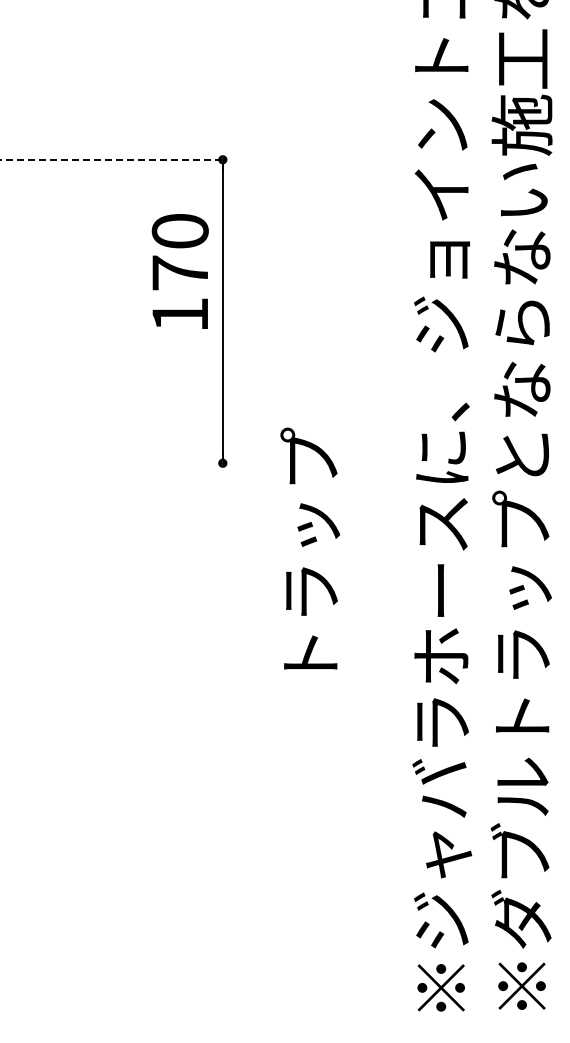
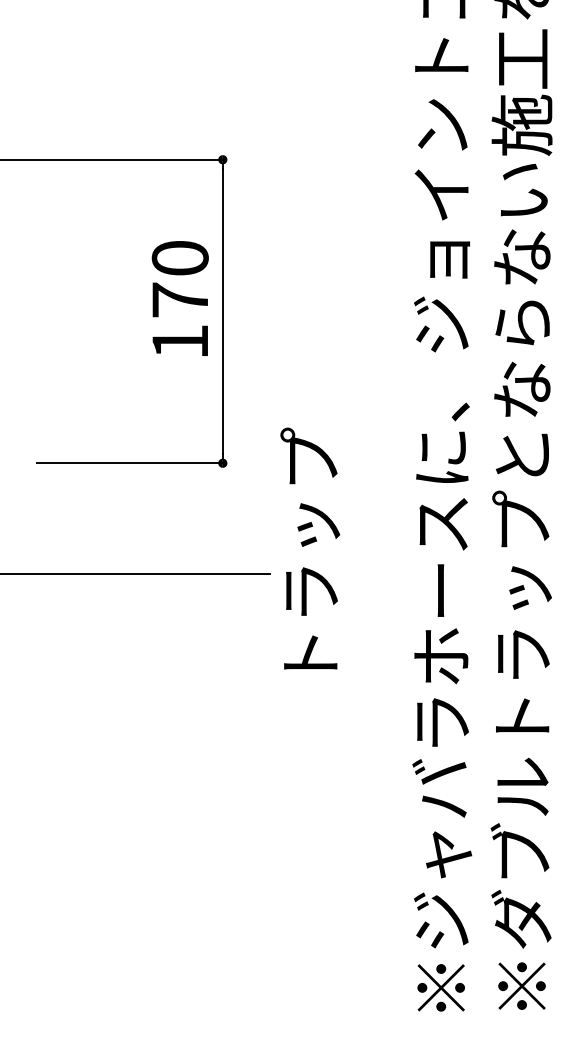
line: dashed -> solid (112, 159)
text position: (179, 271) -> (179, 298) (179, 298)
line: none -> present (129, 463)
line: none -> present (136, 574)
